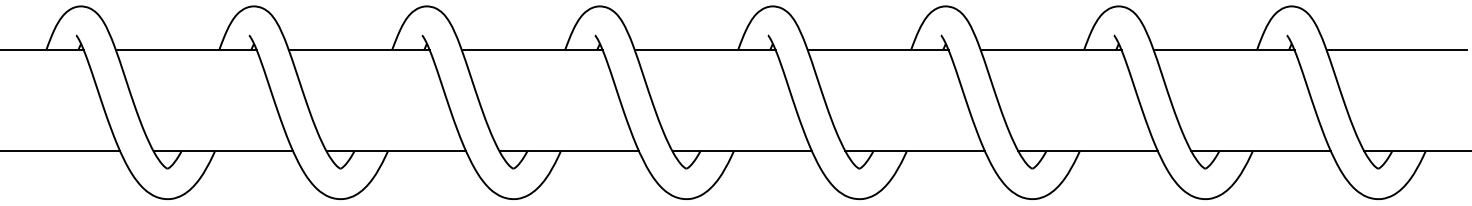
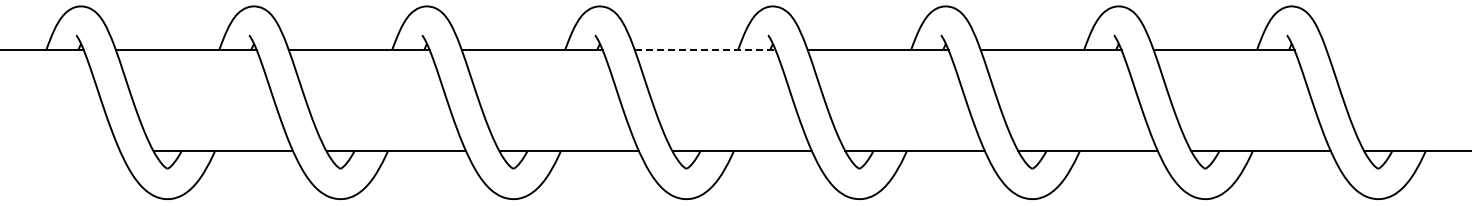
line: solid -> dashed (705, 49)
line: present -> none (1396, 49)
line: present -> none (61, 151)
